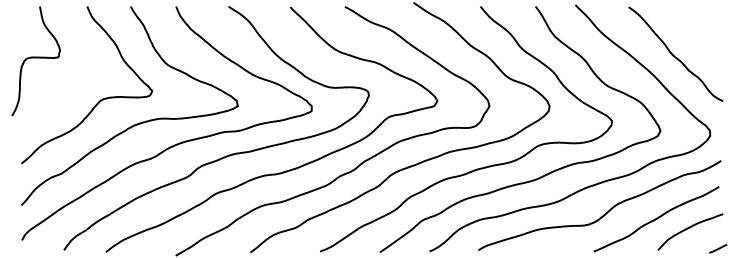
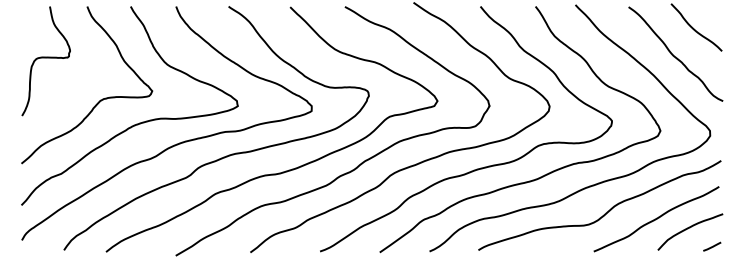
curve: none -> present (694, 28)
curve position: (35, 58) -> (45, 58) (45, 58)
line position: (718, 248) -> (712, 246) (712, 246)
